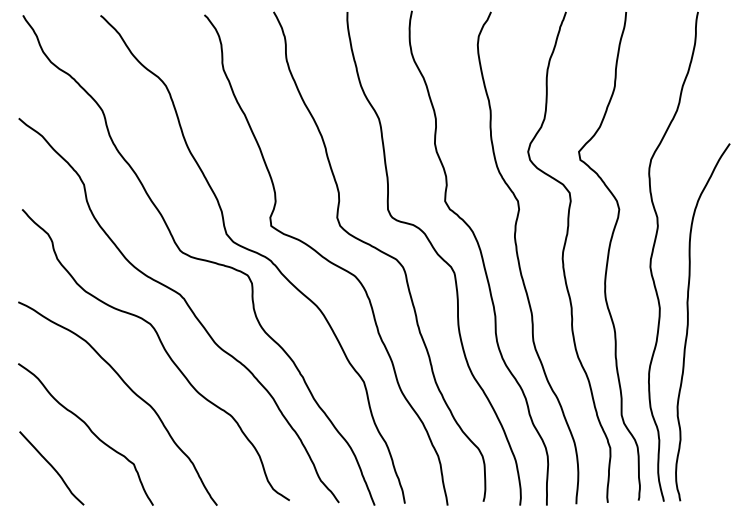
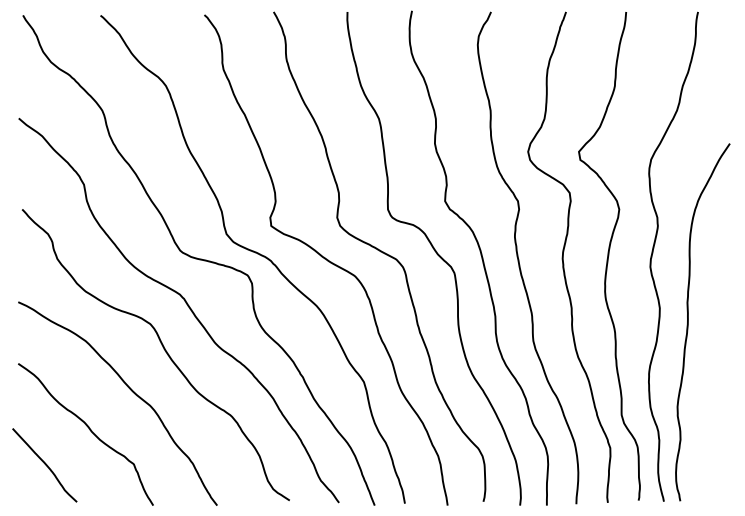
curve position: (51, 467) -> (44, 464) (44, 464)
